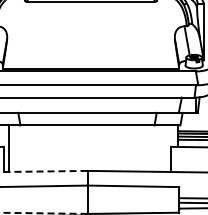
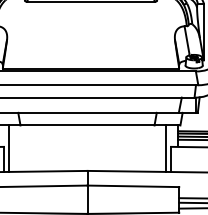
line: none -> present (166, 148)
line: dashed -> solid (43, 171)
line: dashed -> solid (43, 213)
